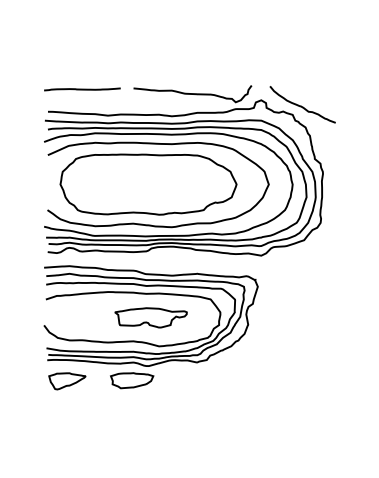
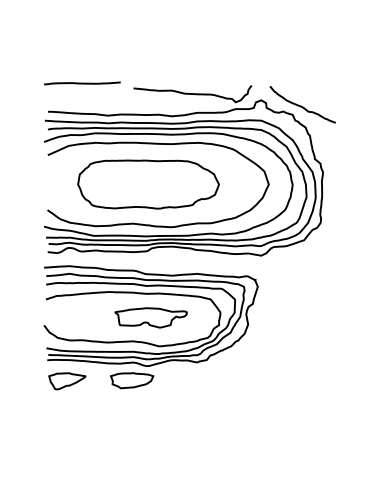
line position: (82, 89) -> (82, 83) (82, 83)
part size: 179x63 px -> 143x51 px (148, 184)
